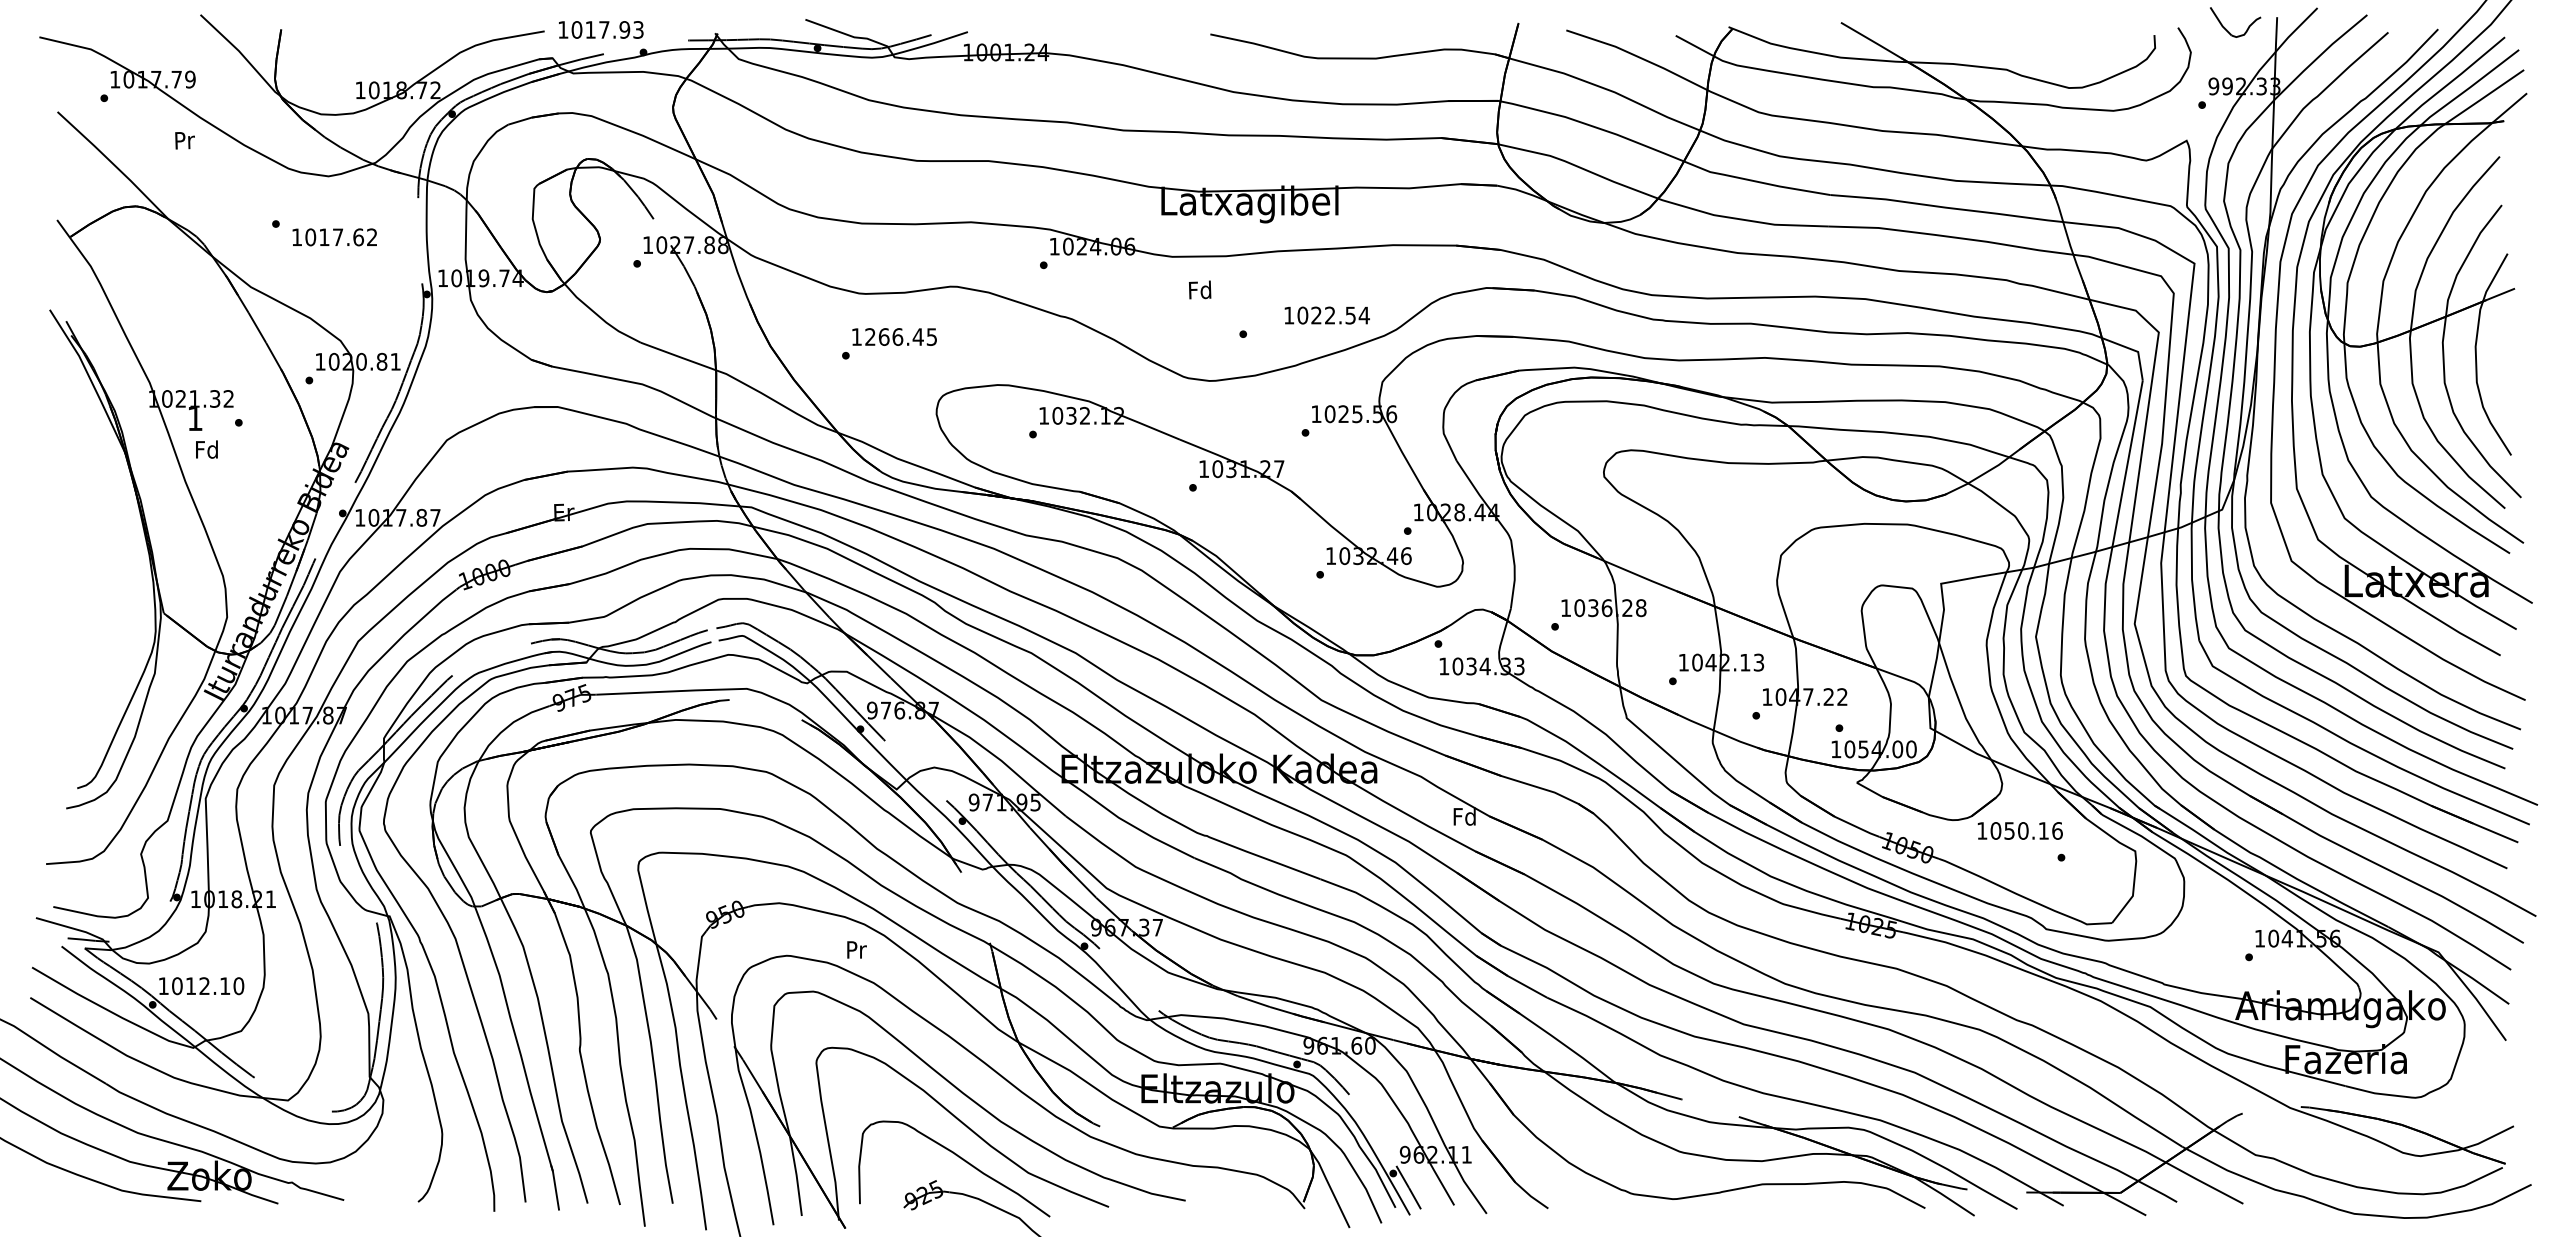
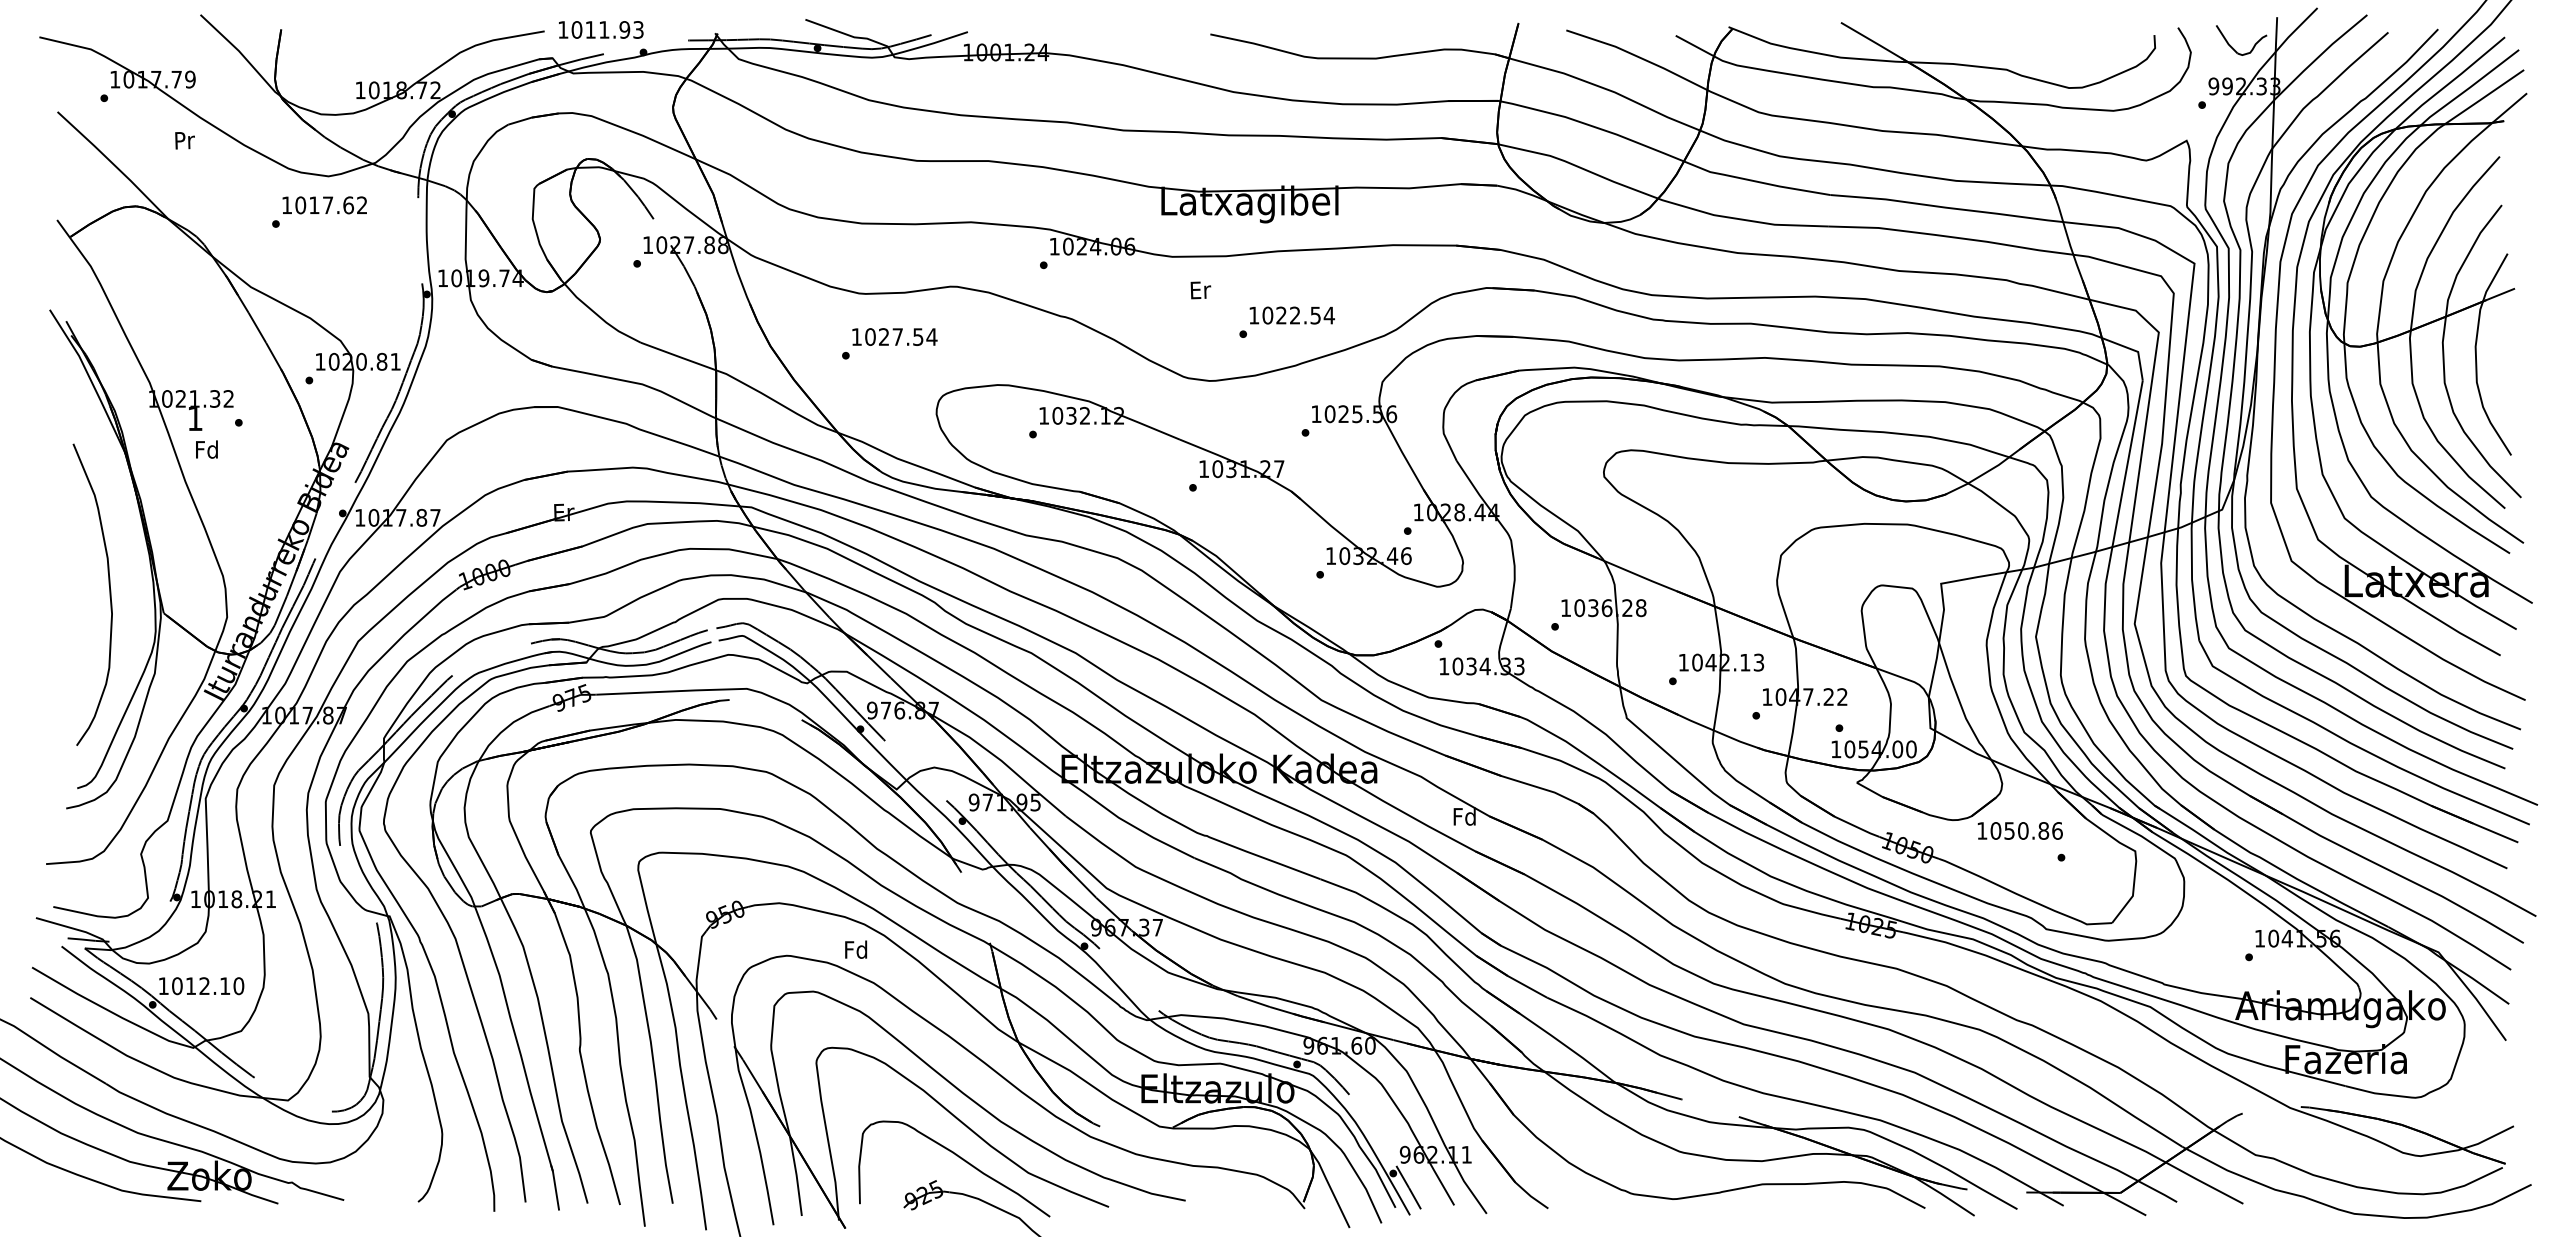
text: 1017.93 -> 1011.93 (604, 29)
part position: (2227, 29) -> (2233, 47) (2233, 47)
text position: (334, 237) -> (324, 205) (324, 205)
text: Fd -> Er (1200, 289)
text position: (1326, 315) -> (1291, 315) (1291, 315)
text: 1266.45 -> 1027.54 (901, 336)
curve: none -> present (109, 594)
text: 1050.16 -> 1050.86 (2043, 830)
text: Pr -> Fd (856, 949)
